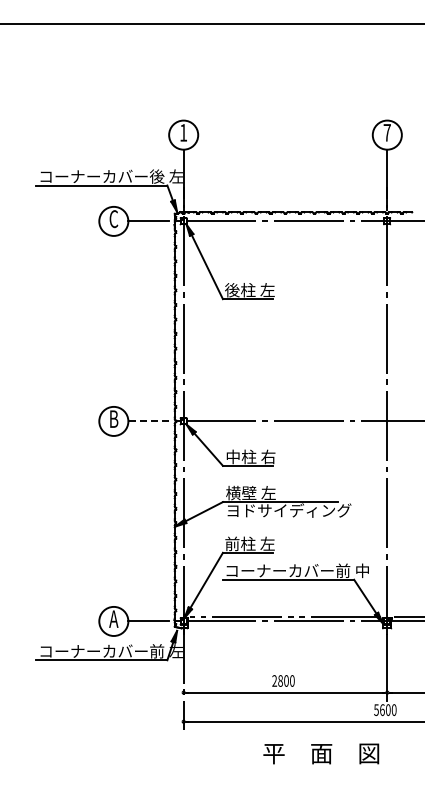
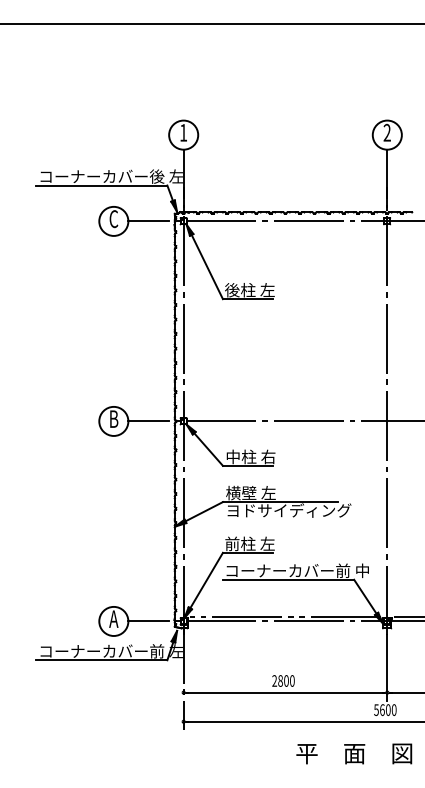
text: 7 -> 2 (386, 132)
line: dashed -> solid (148, 421)
text position: (321, 753) -> (354, 753) (354, 753)
